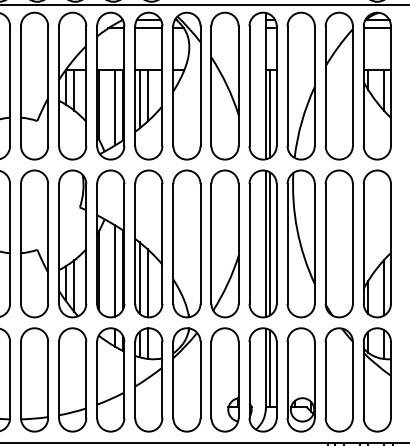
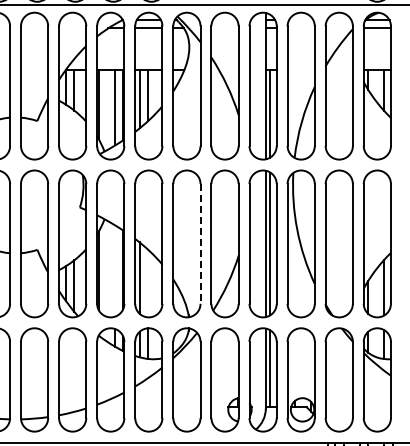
line: solid -> dashed (200, 243)
line: present -> none (115, 270)
line: present -> none (147, 283)
